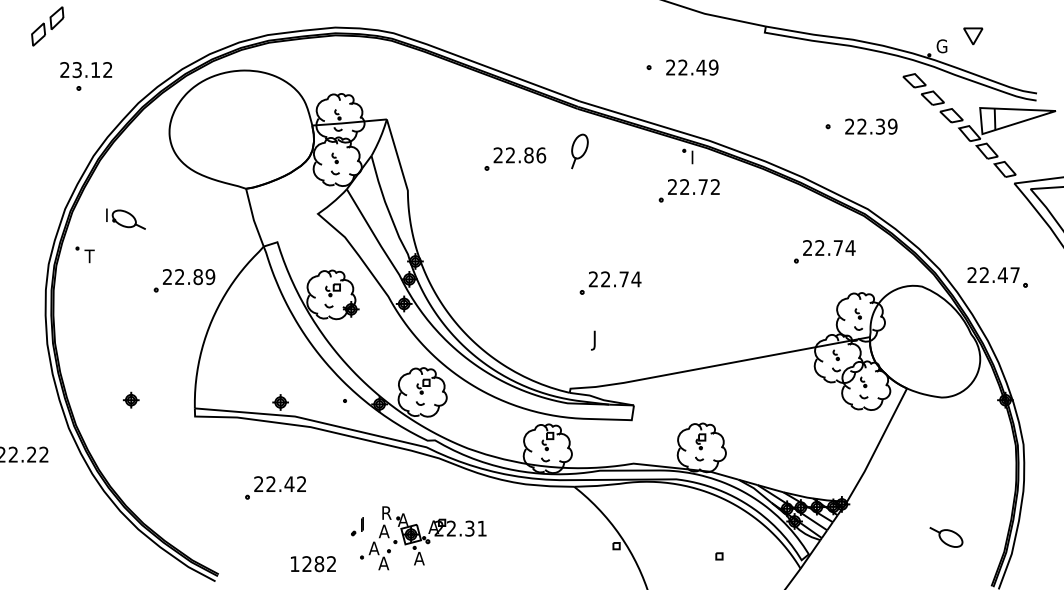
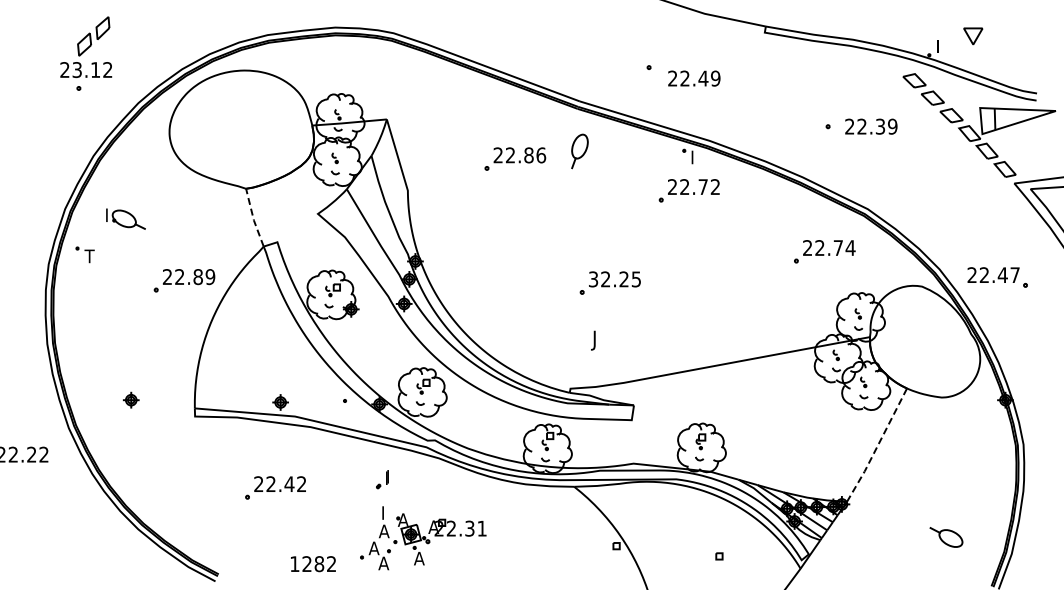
part position: (47, 26) -> (93, 36) (93, 36)
text: G -> I (941, 46)
text position: (692, 67) -> (694, 78) (694, 78)
line: solid -> dashed (253, 218)
text: 22.74 -> 32.25 (615, 279)
line: solid -> dashed (877, 445)
text: R -> I (387, 512)
part position: (357, 526) -> (382, 479) (382, 479)
